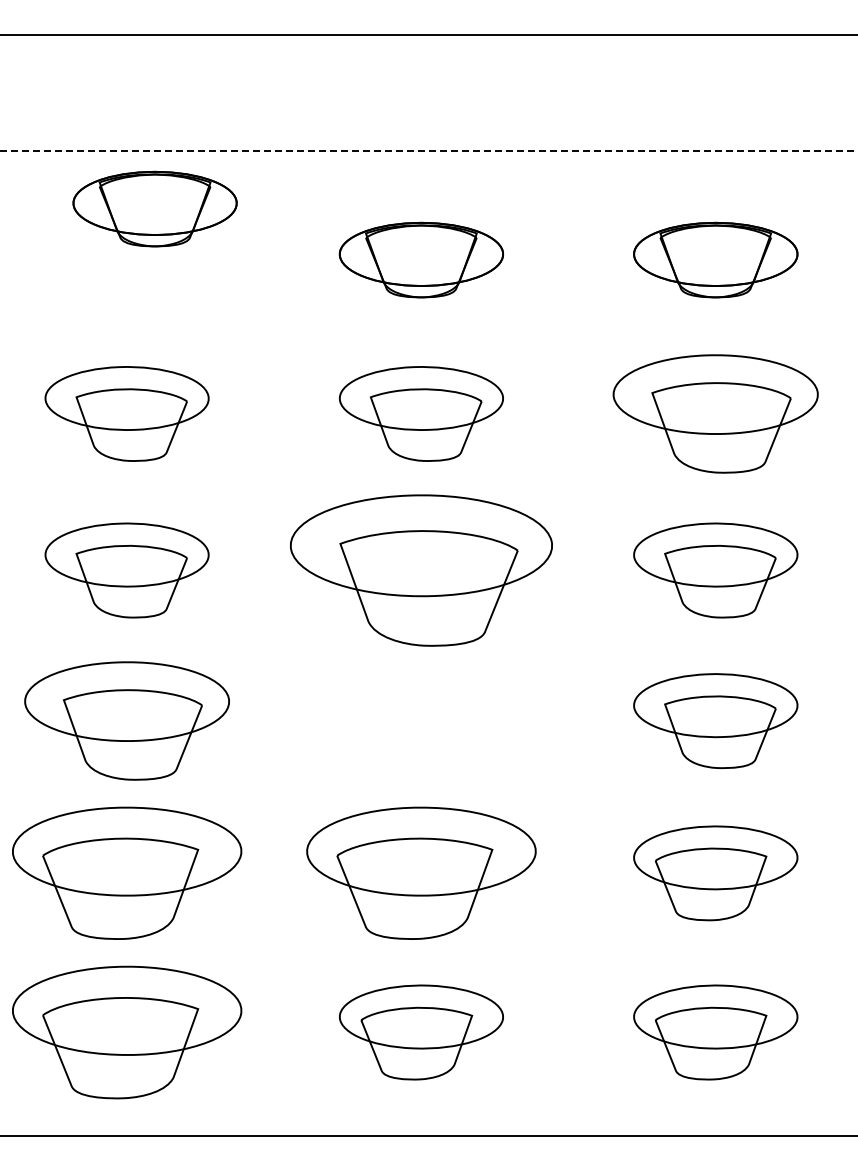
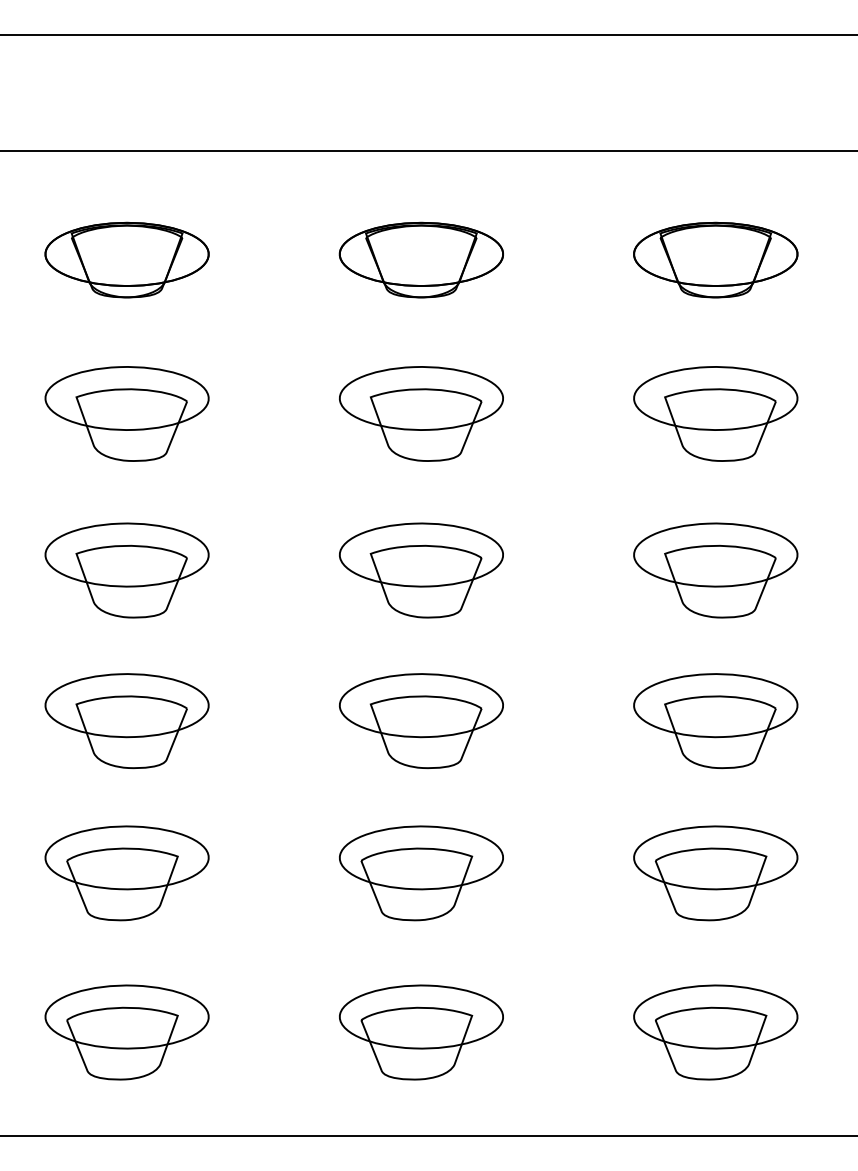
line: dashed -> solid (429, 150)
part position: (154, 208) -> (126, 259) (126, 259)
part size: 207x120 px -> 166x96 px (715, 413)
part size: 263x153 px -> 165x97 px (421, 570)
part size: 206x120 px -> 166x97 px (126, 721)
part: none -> present (421, 720)
part size: 231x134 px -> 166x97 px (126, 873)
part size: 231x134 px -> 165x97 px (421, 873)
part size: 231x135 px -> 166x97 px (126, 1032)
